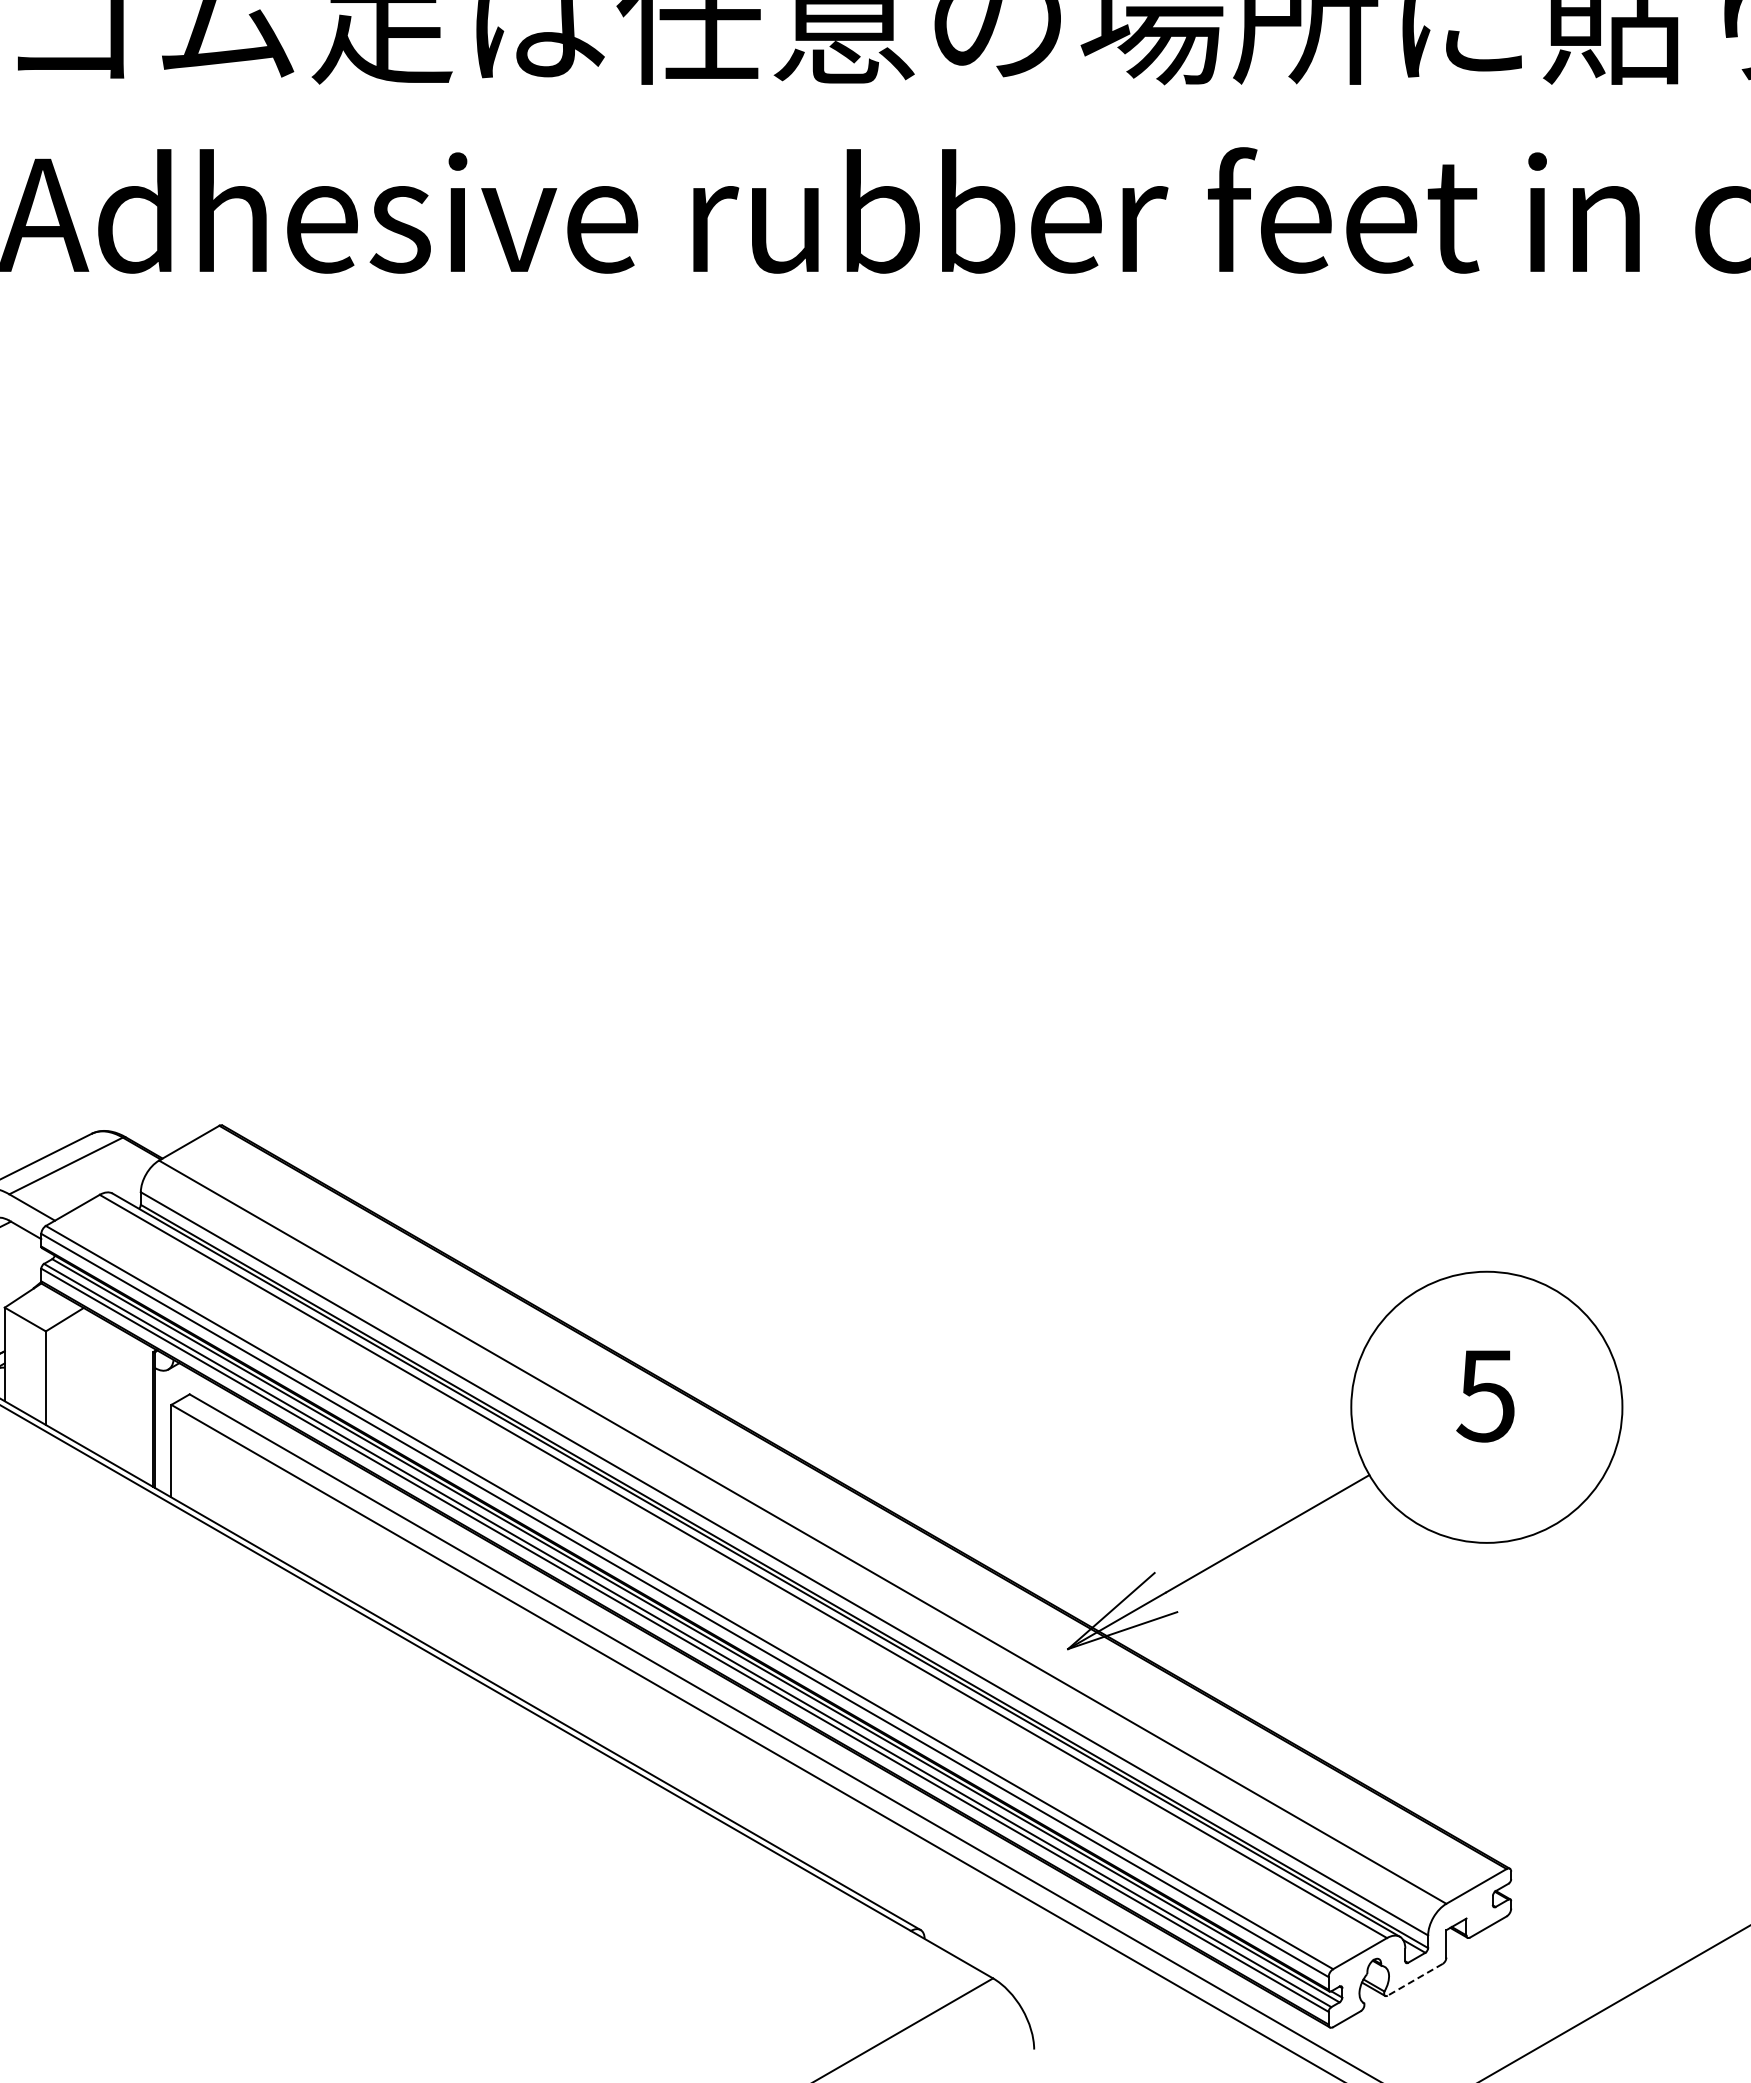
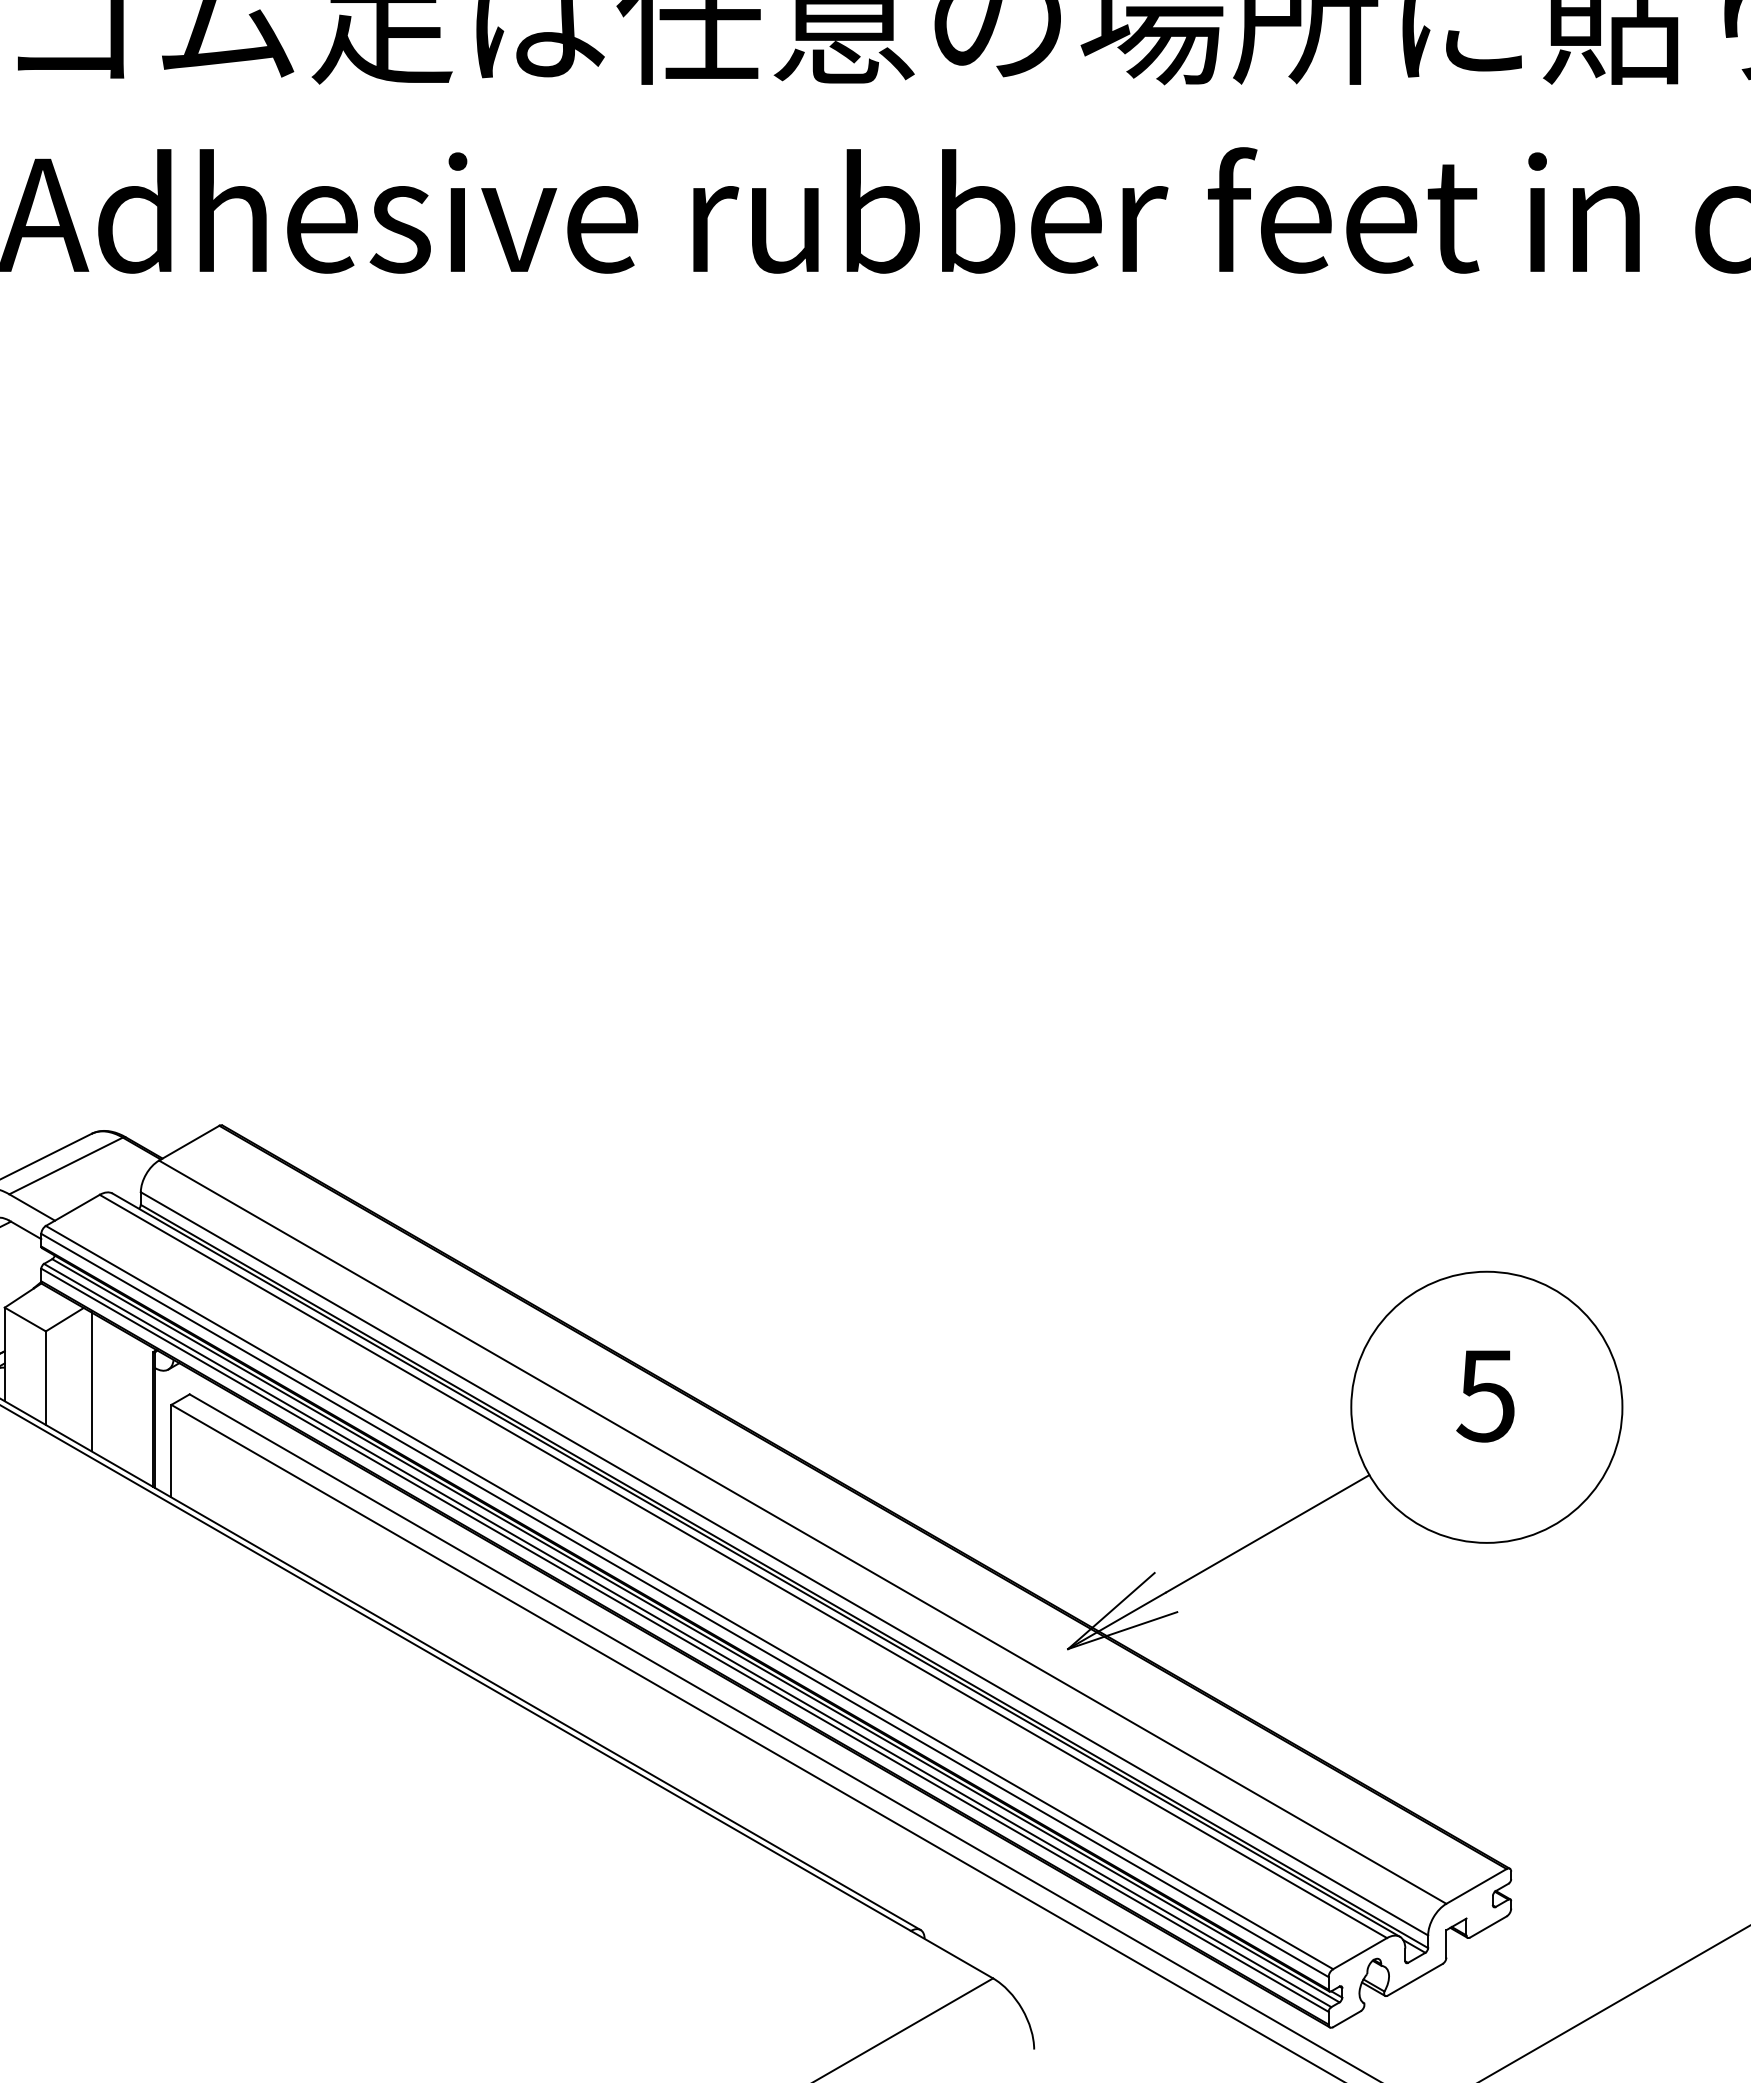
line: none -> present (91, 1381)
line: dashed -> solid (1415, 1979)
